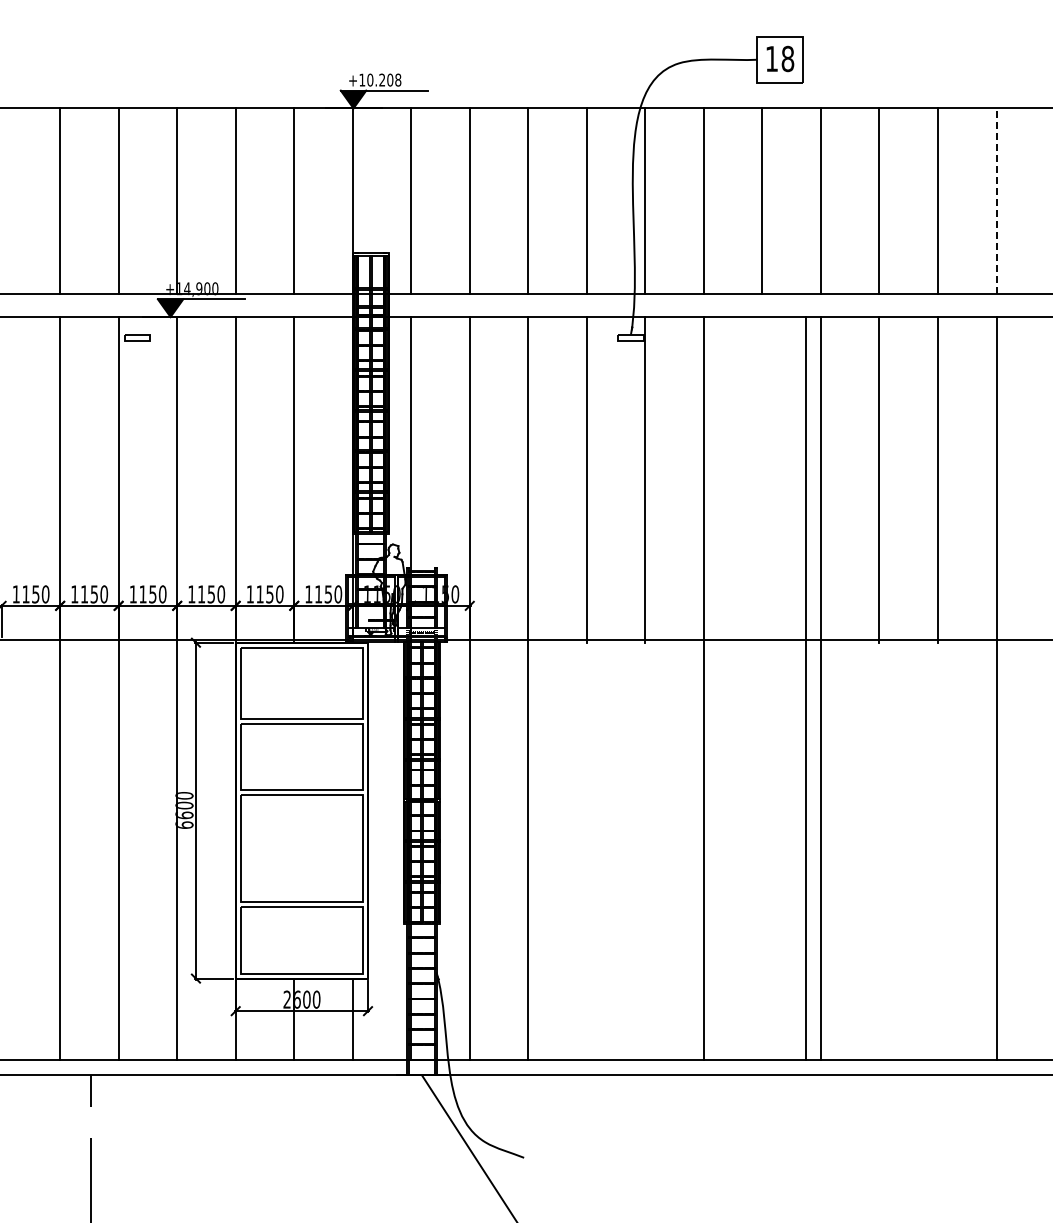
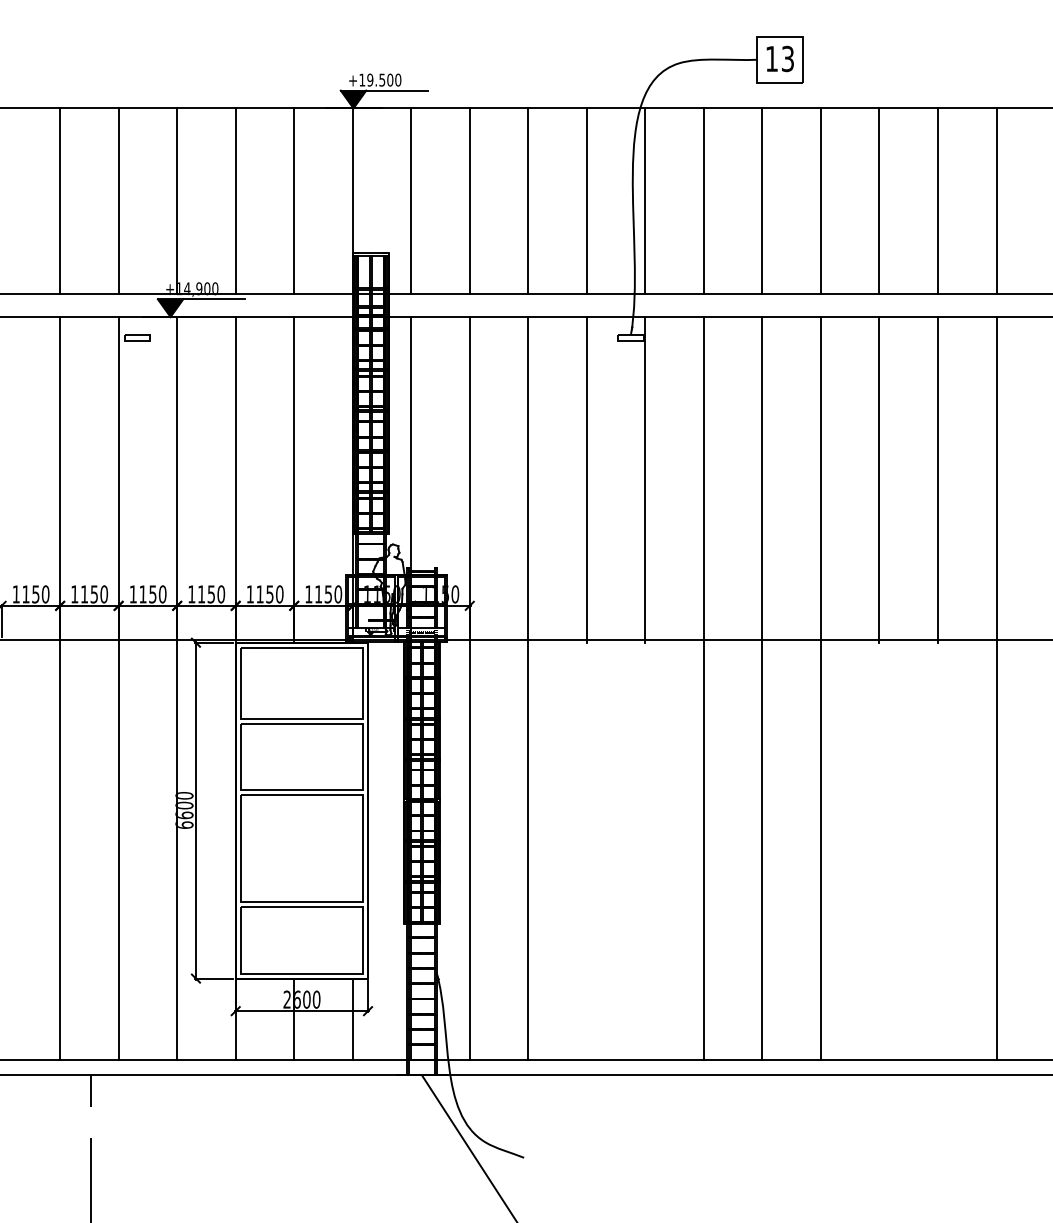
text: 18 -> 13 (787, 59)
text: +10.208 -> +19.500 (384, 79)
line: dashed -> solid (996, 201)
line position: (806, 688) -> (762, 688) (762, 688)
